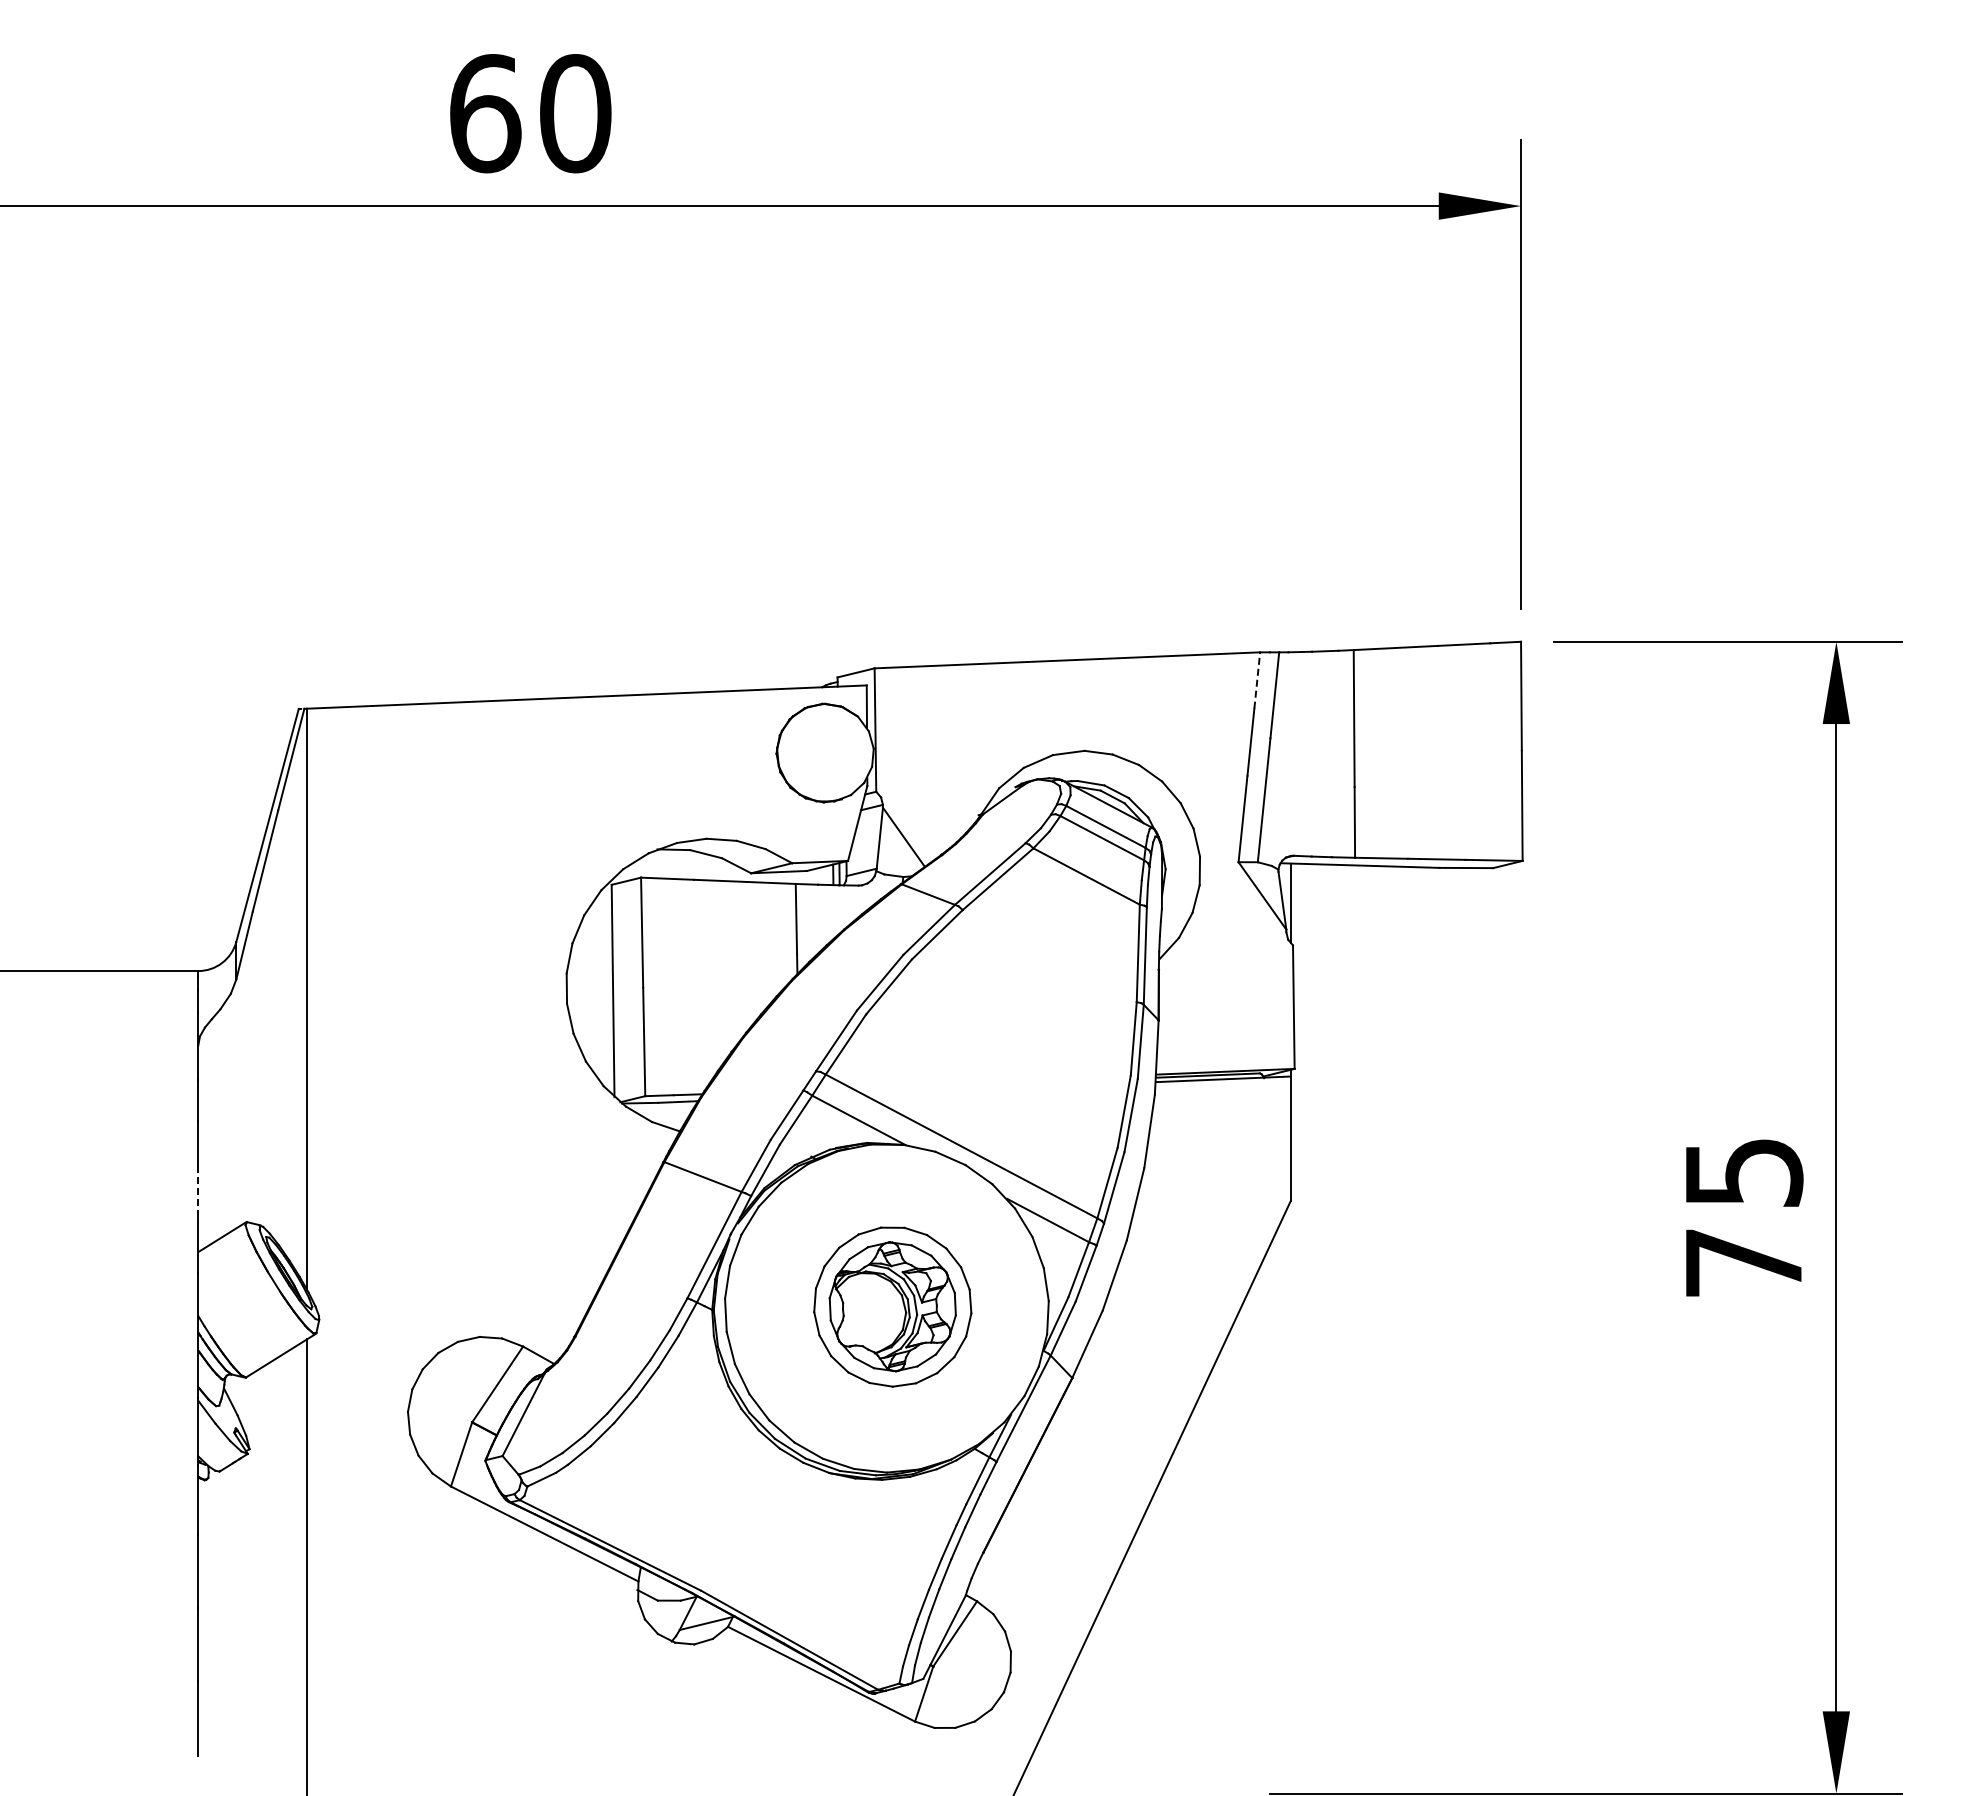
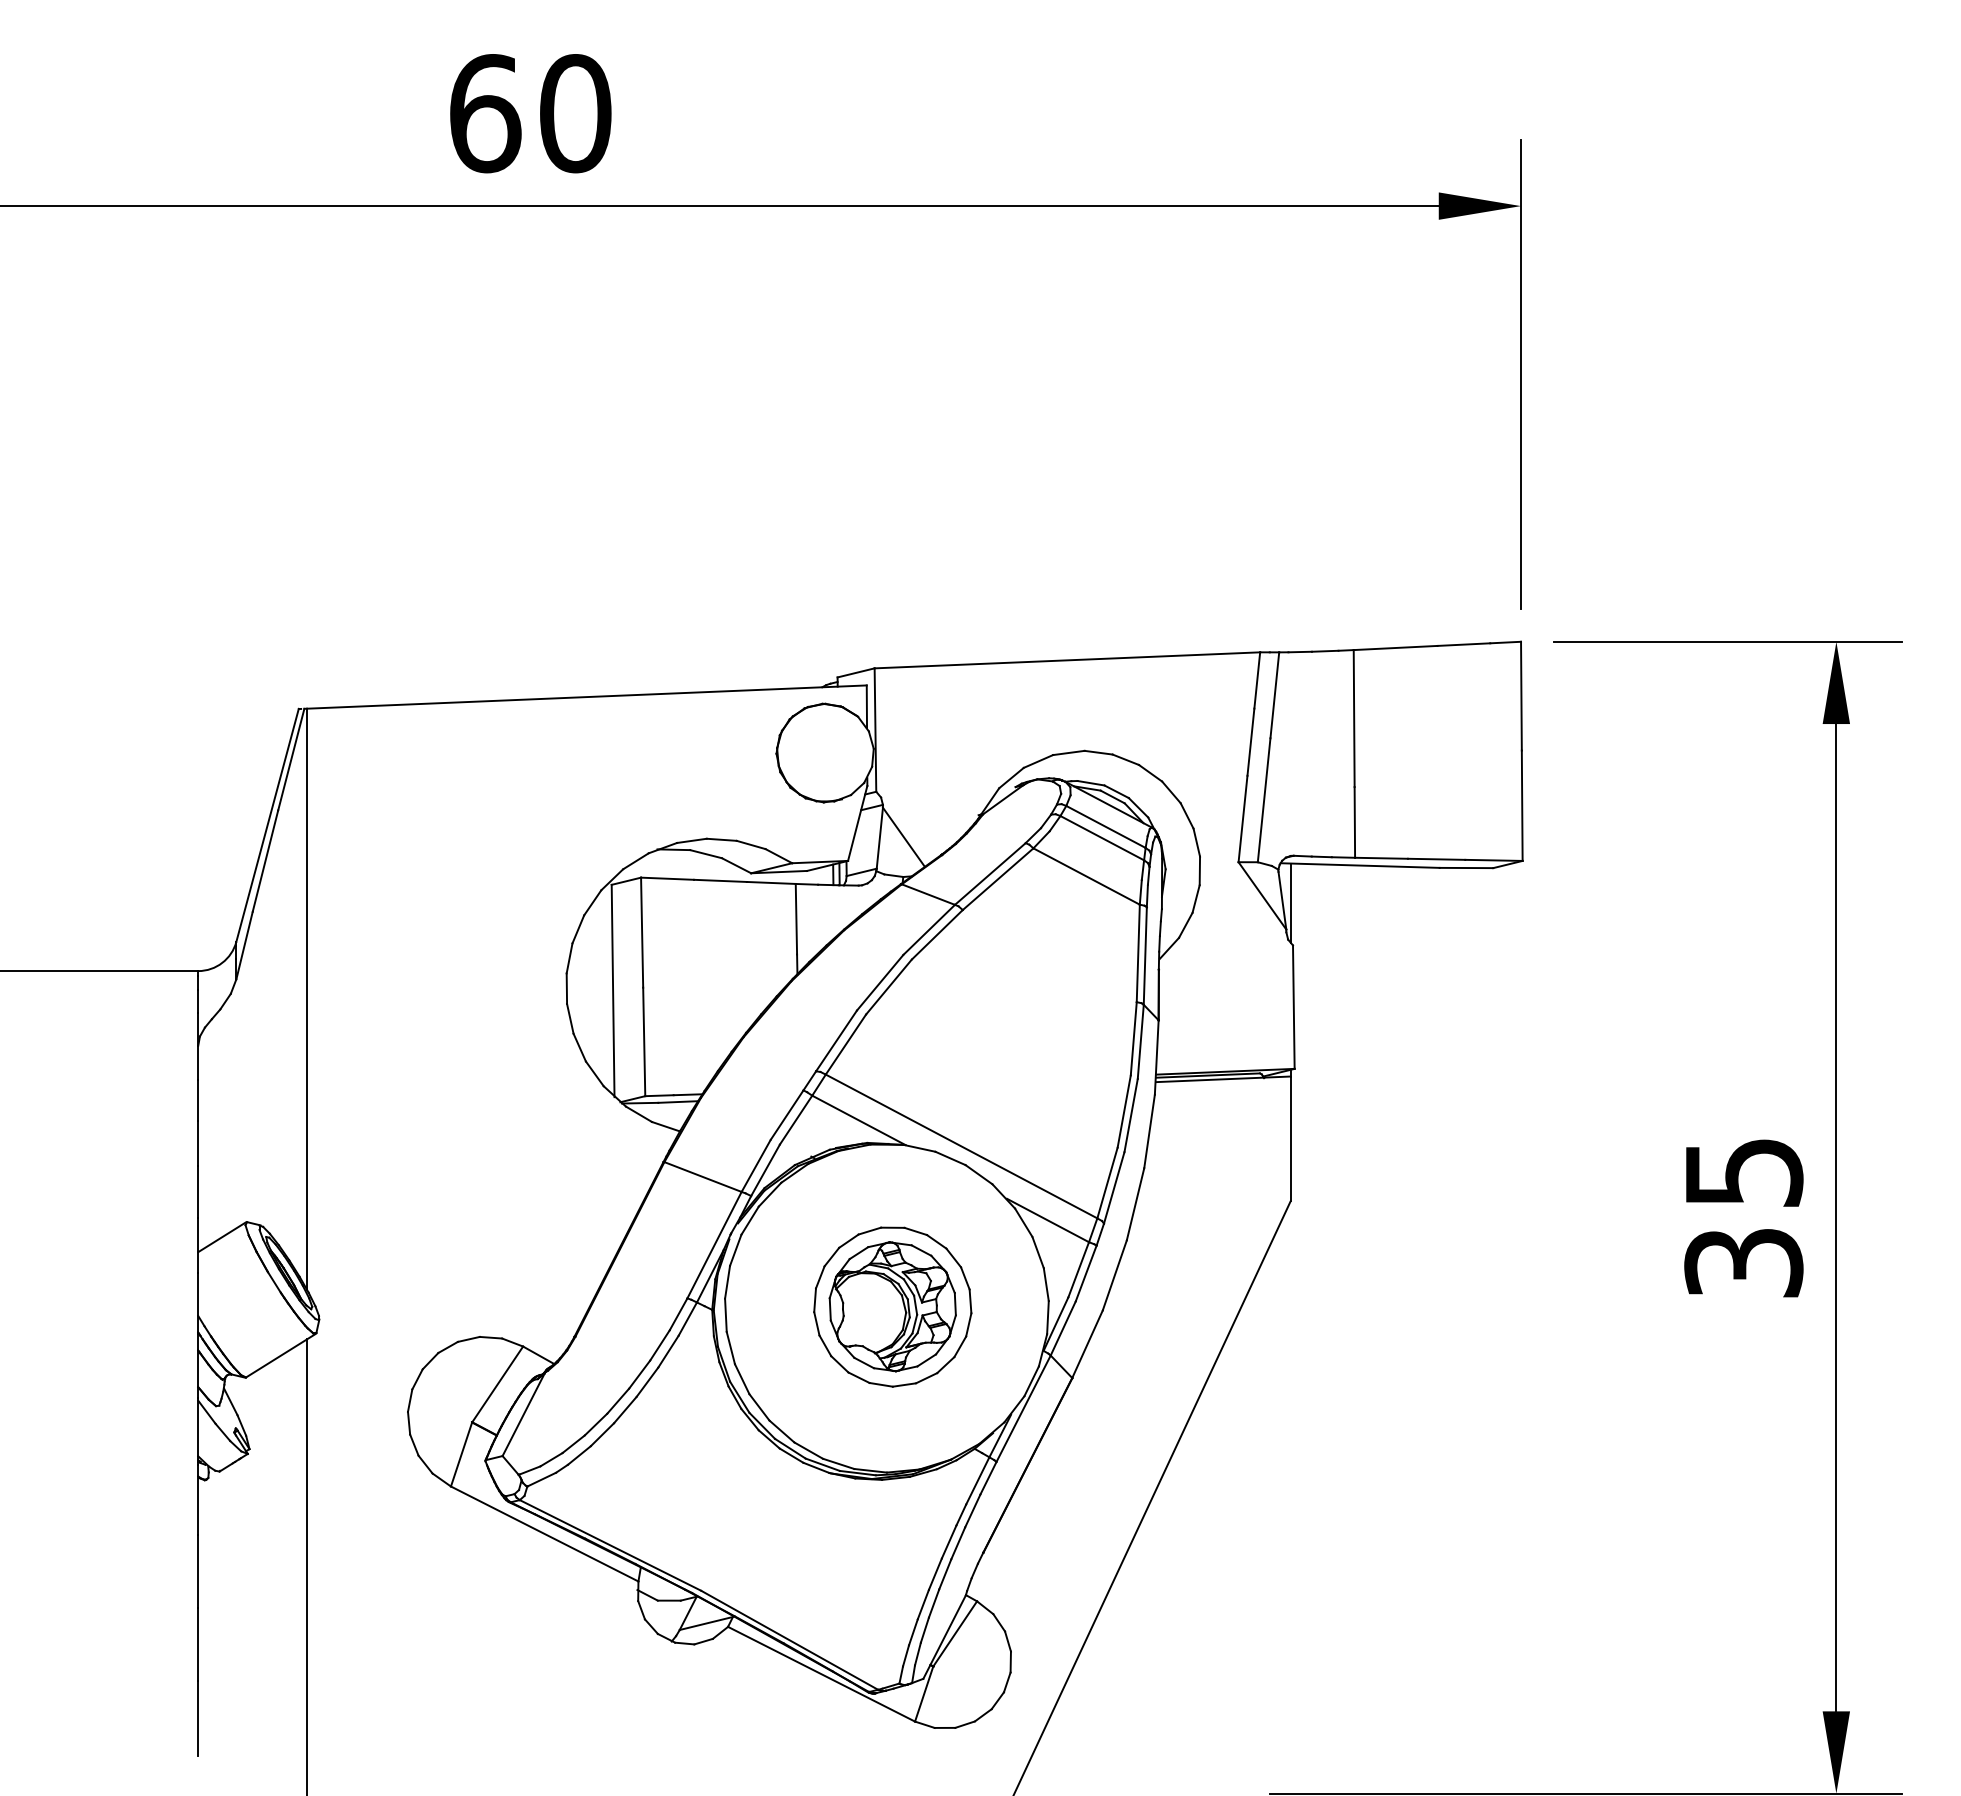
line: dashed -> solid (1257, 679)
line: dashed -> solid (198, 1191)
text: 75 -> 35 (1743, 1263)
